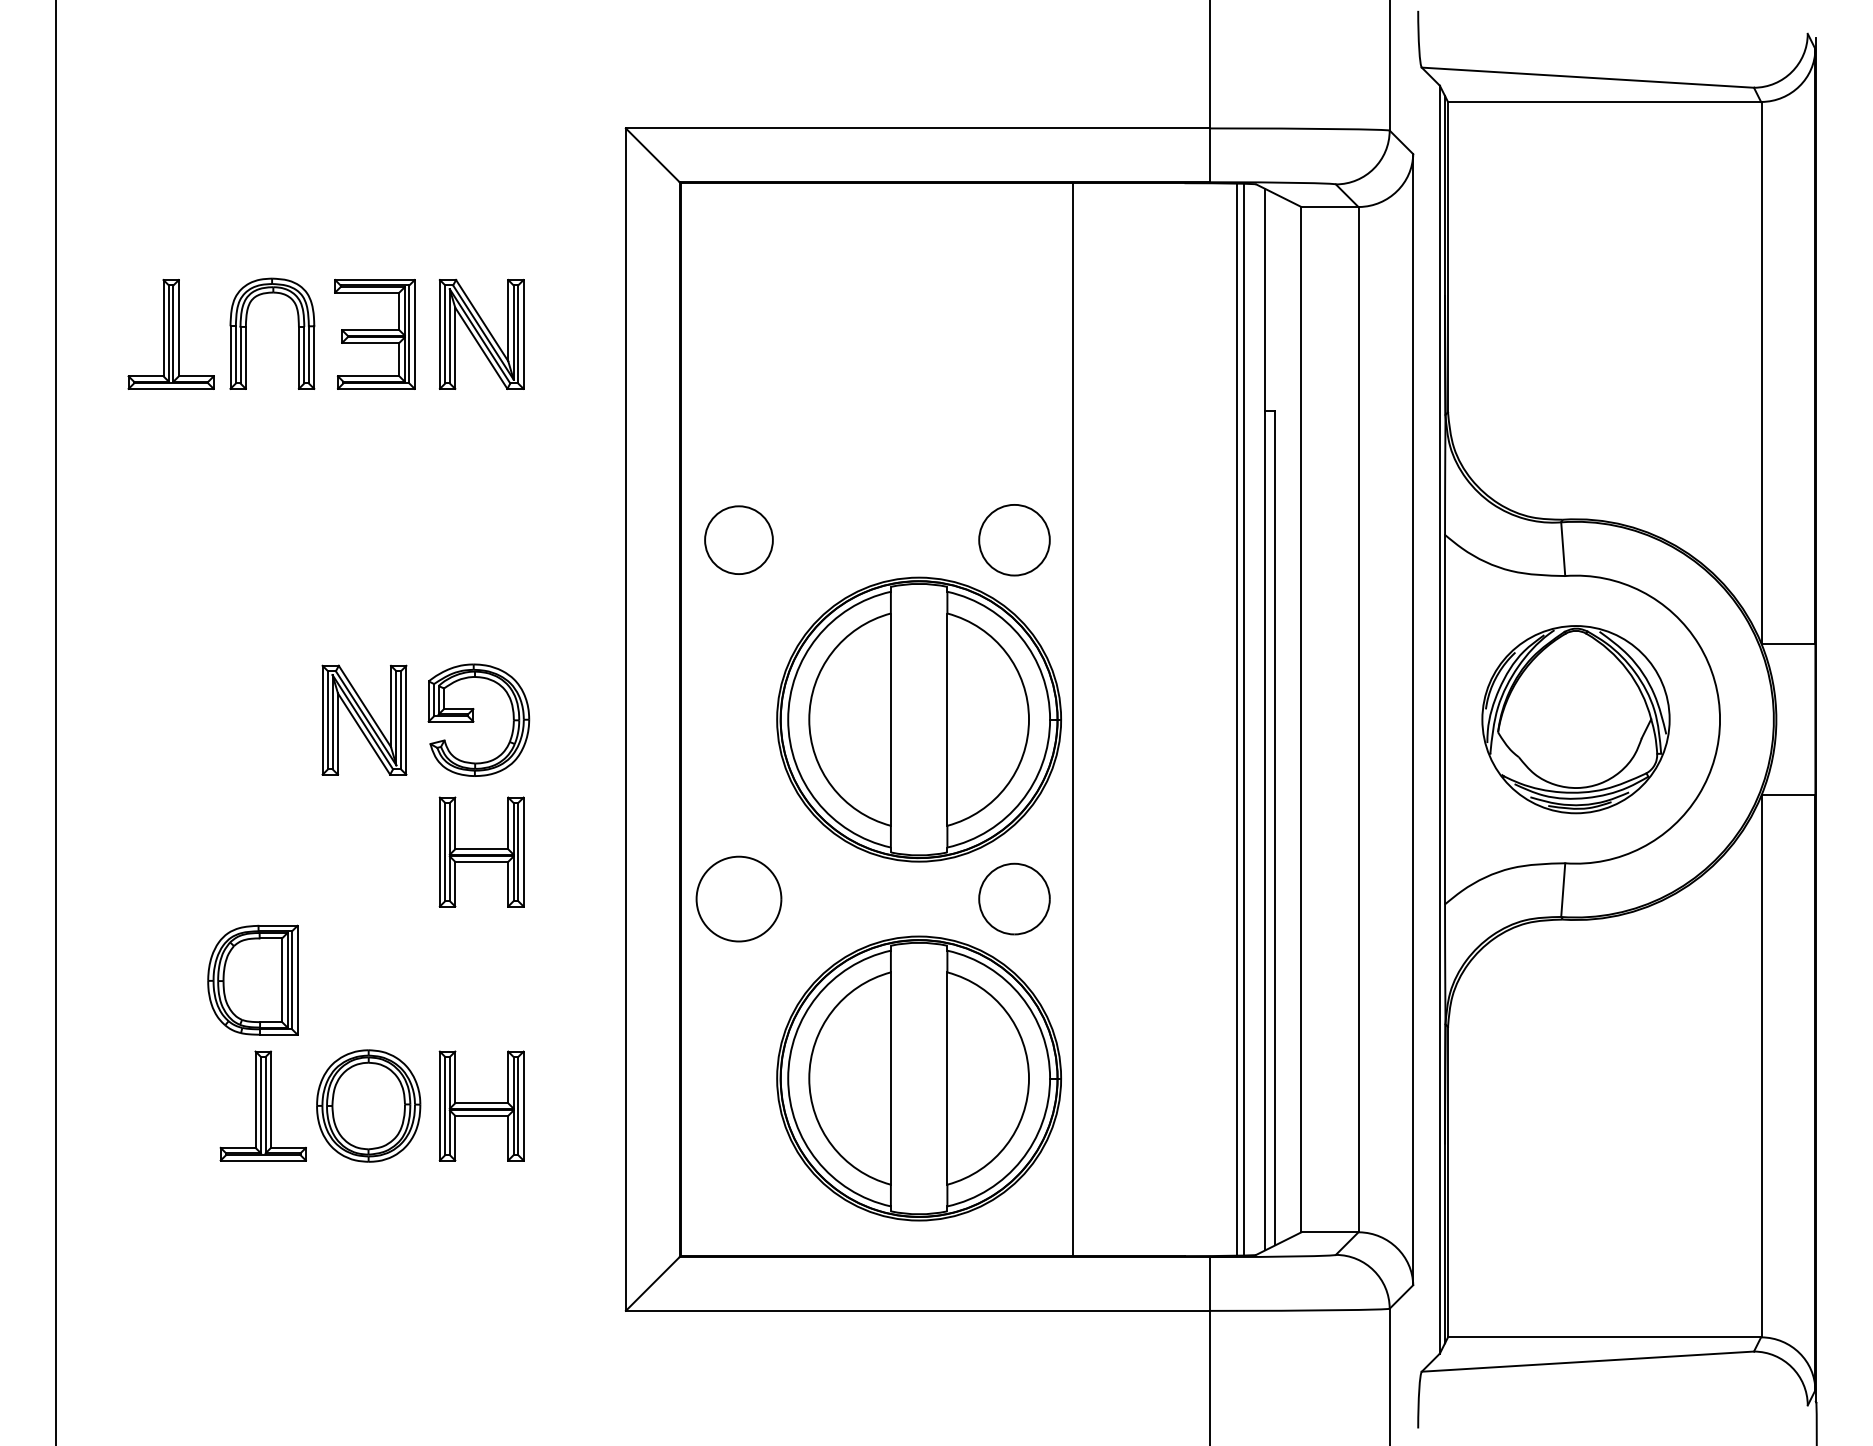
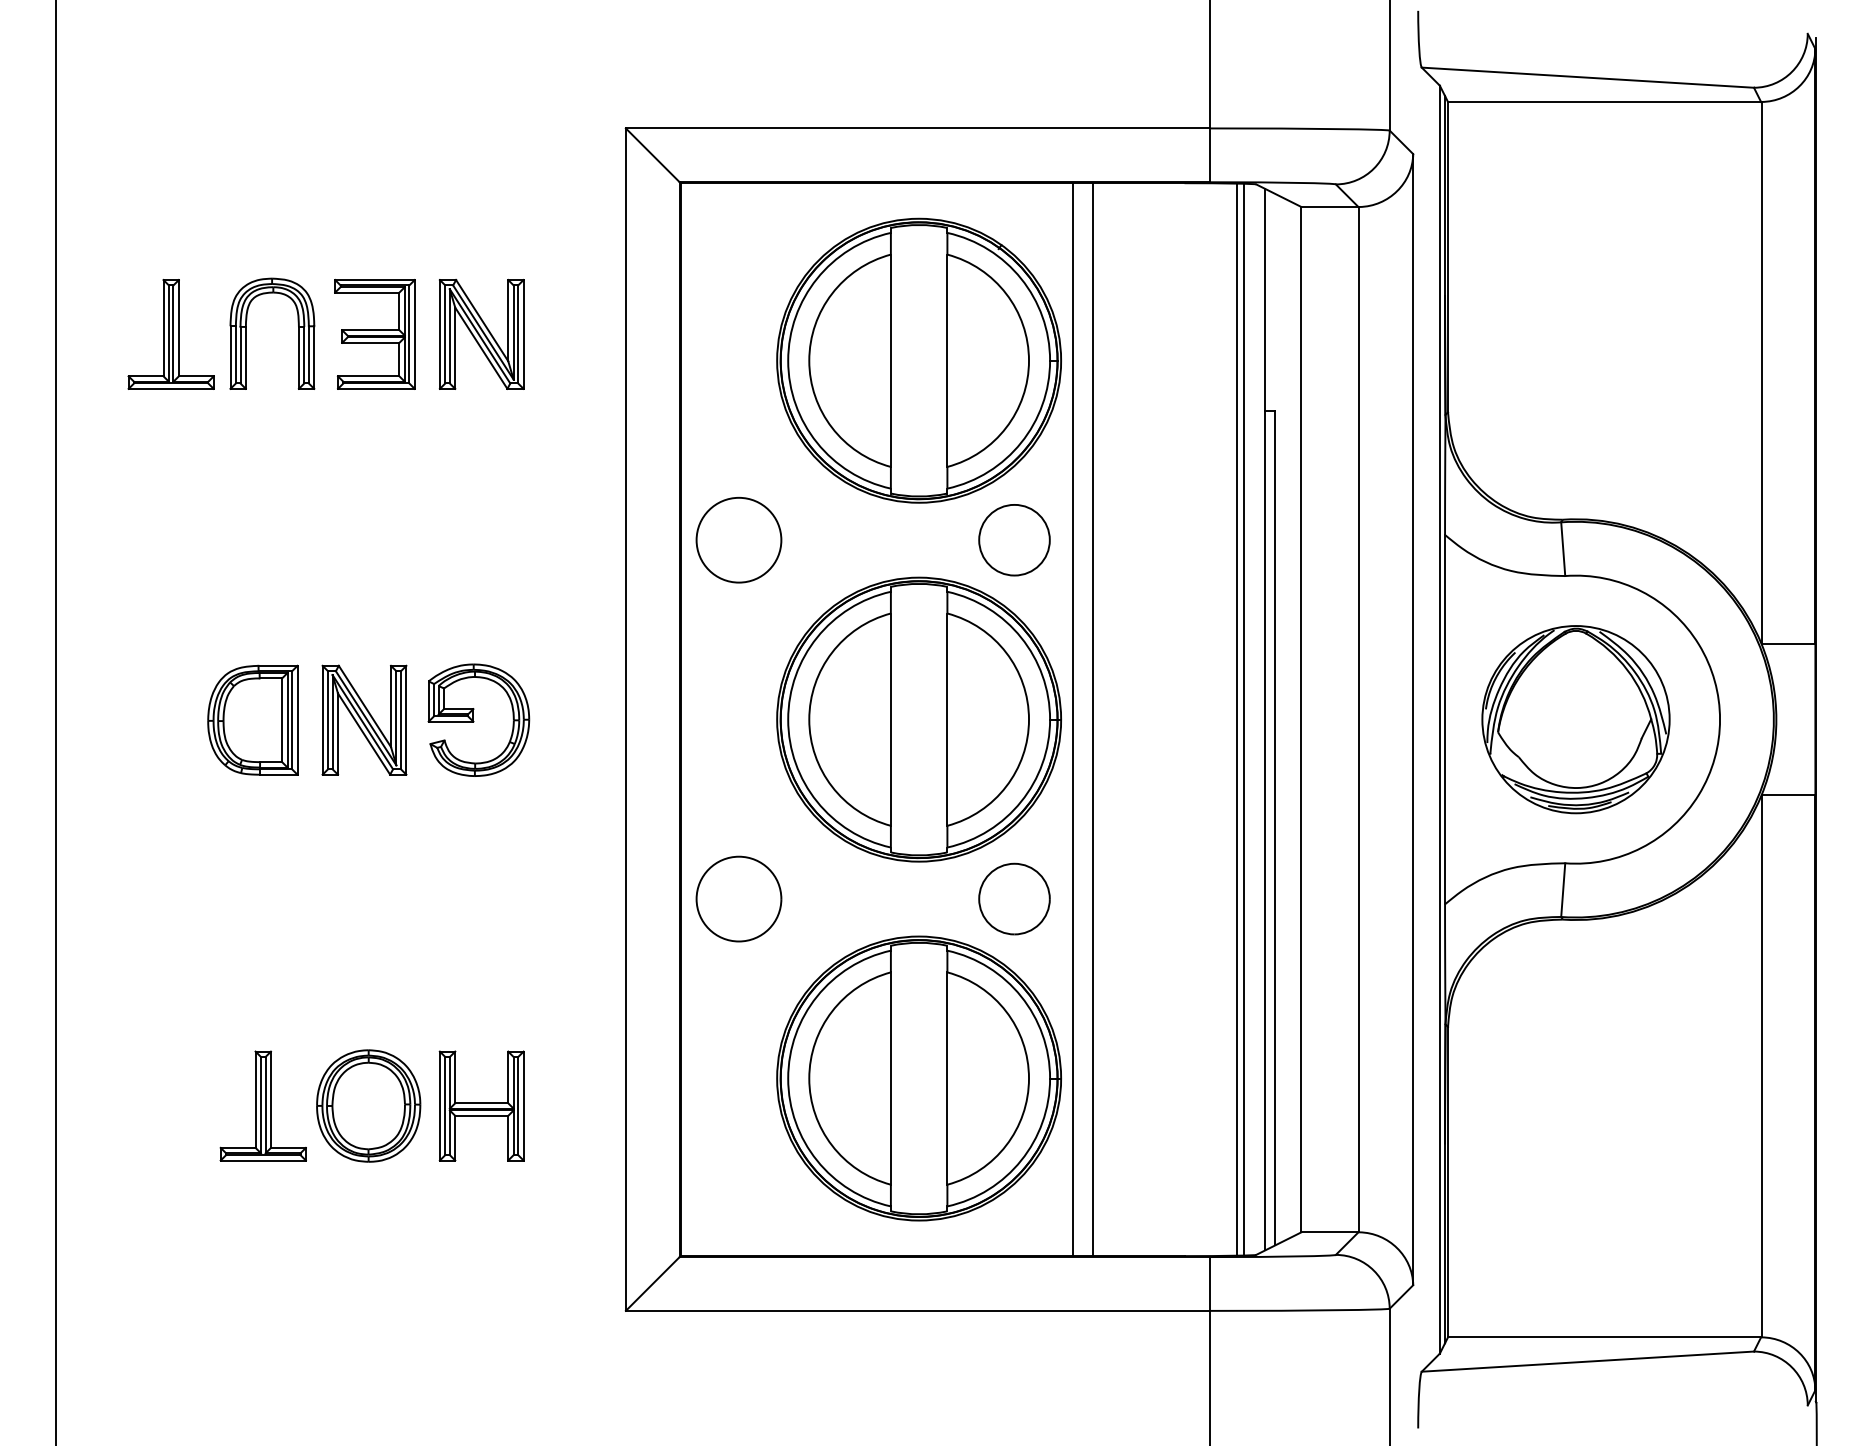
part: none -> present (918, 360)
circle diameter: 68 px -> 85 px (738, 539)
line: none -> present (1093, 719)
part: present -> none (481, 851)
part position: (252, 979) -> (252, 719) (252, 719)
